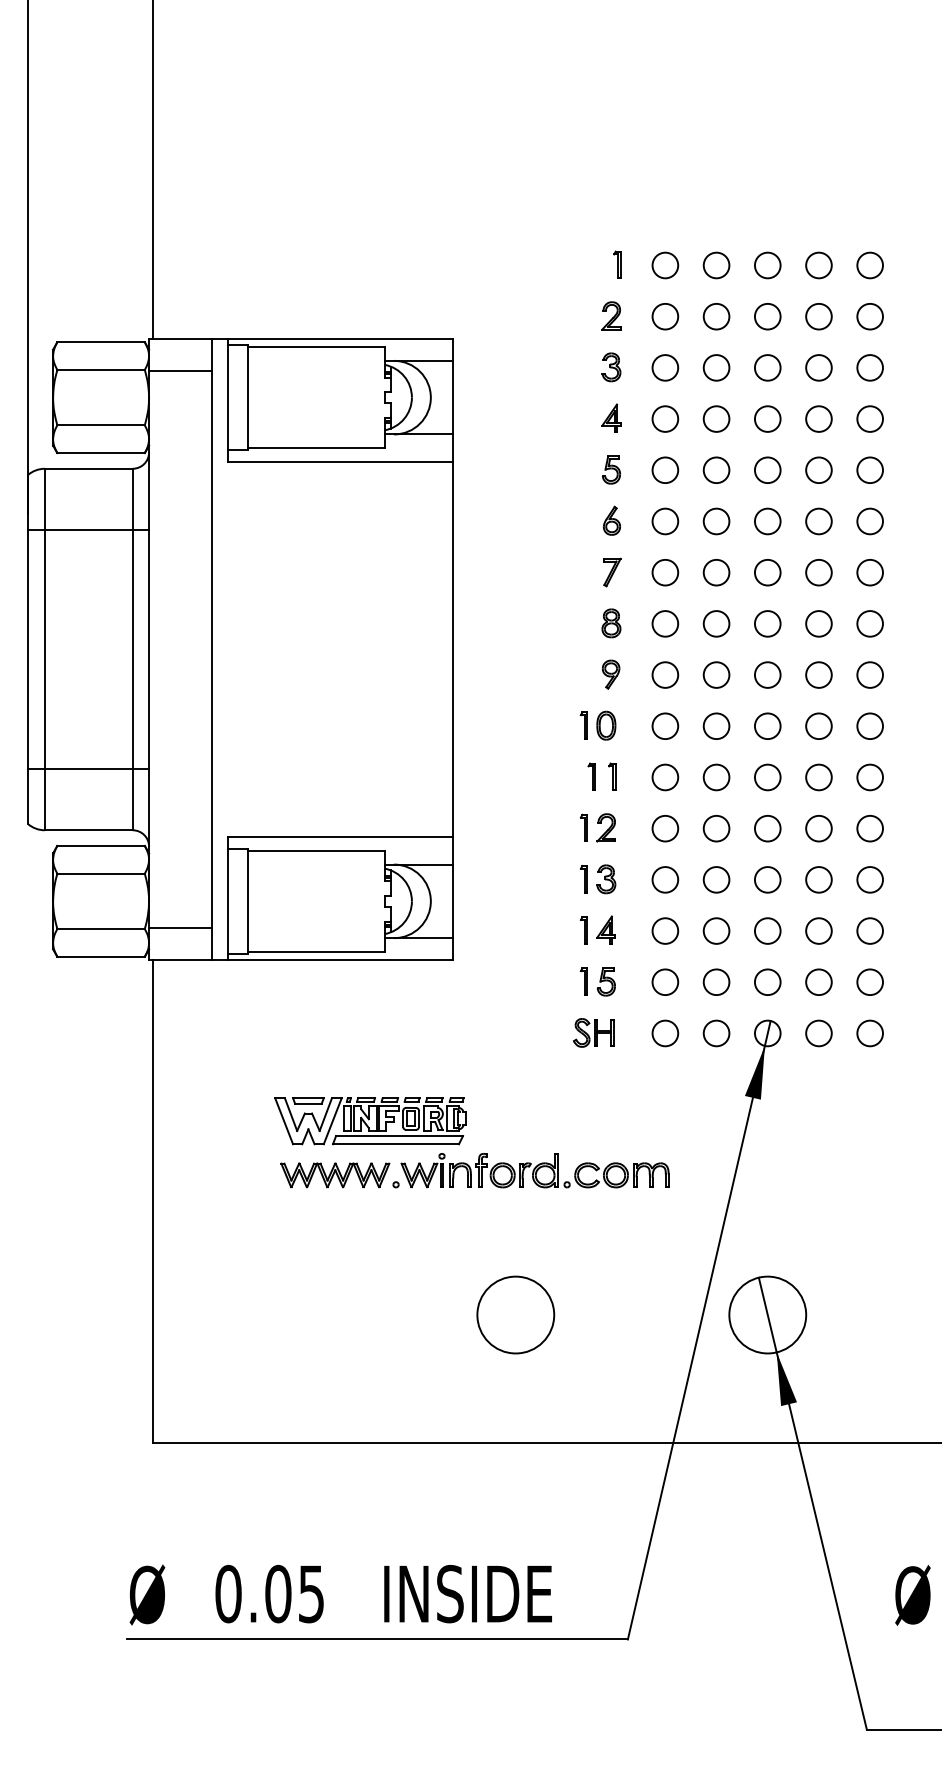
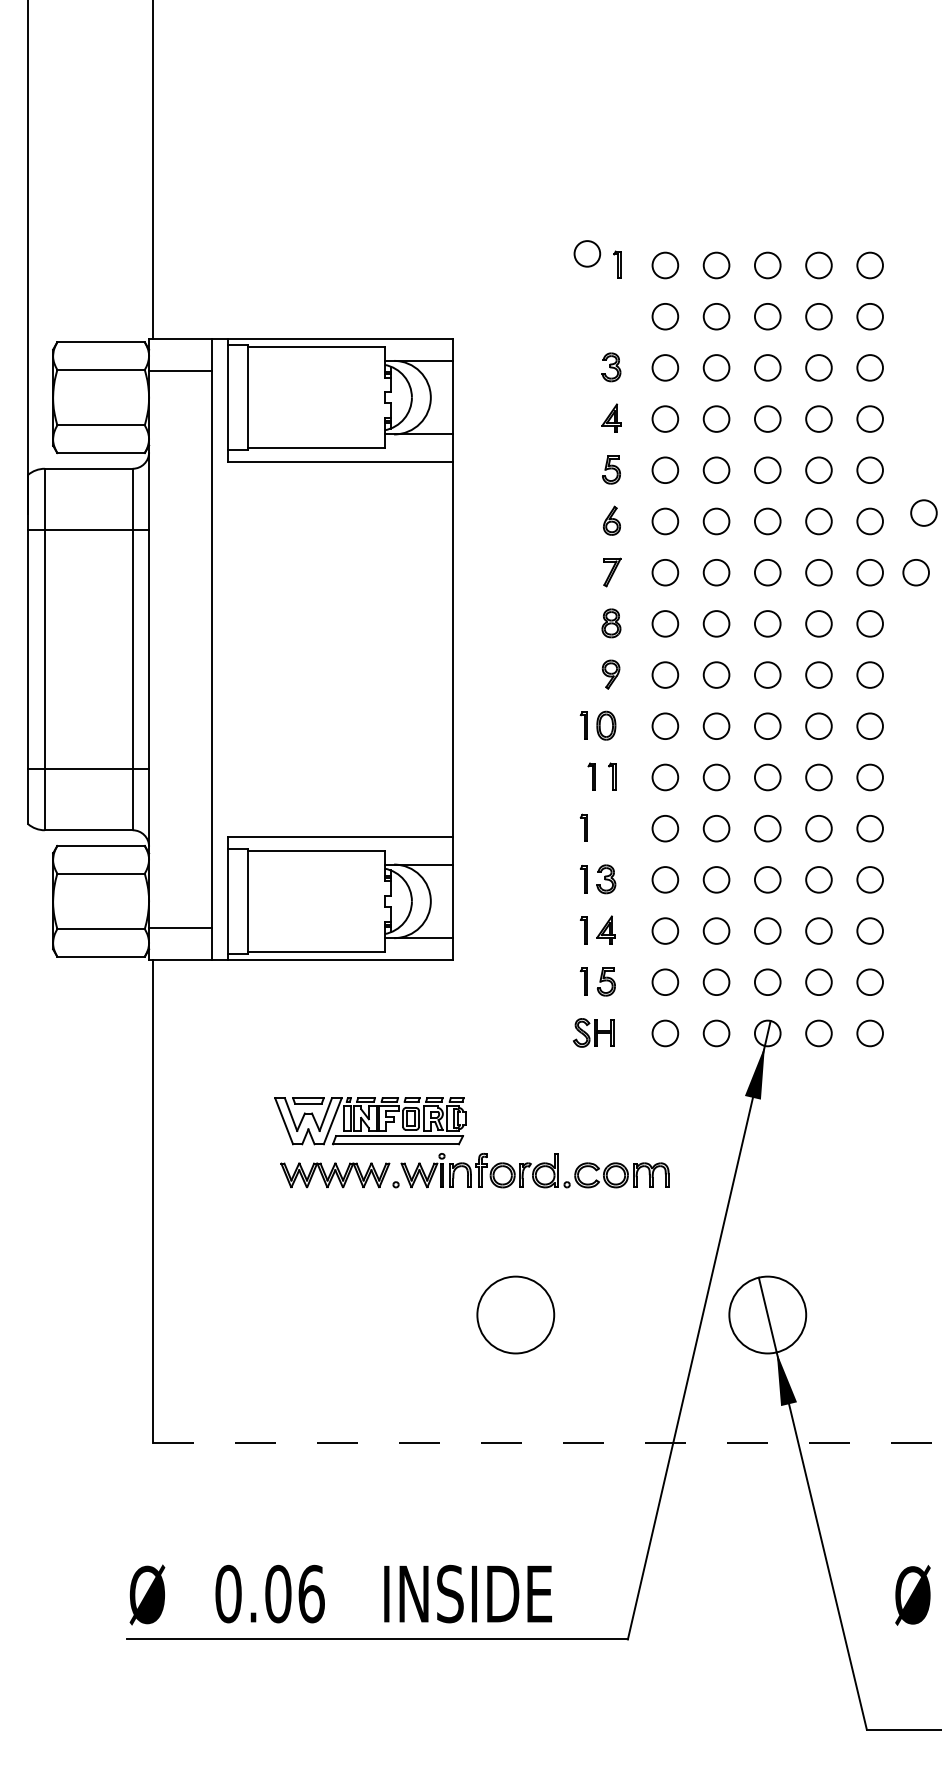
circle: none -> present (587, 253)
part: present -> none (611, 315)
circle: none -> present (923, 512)
circle: none -> present (915, 572)
part: present -> none (605, 827)
line: solid -> dashed (547, 1443)
text: 0.05 -> 0.06 (311, 1593)
